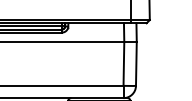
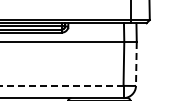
line: solid -> dashed (136, 63)
line: solid -> dashed (61, 85)
